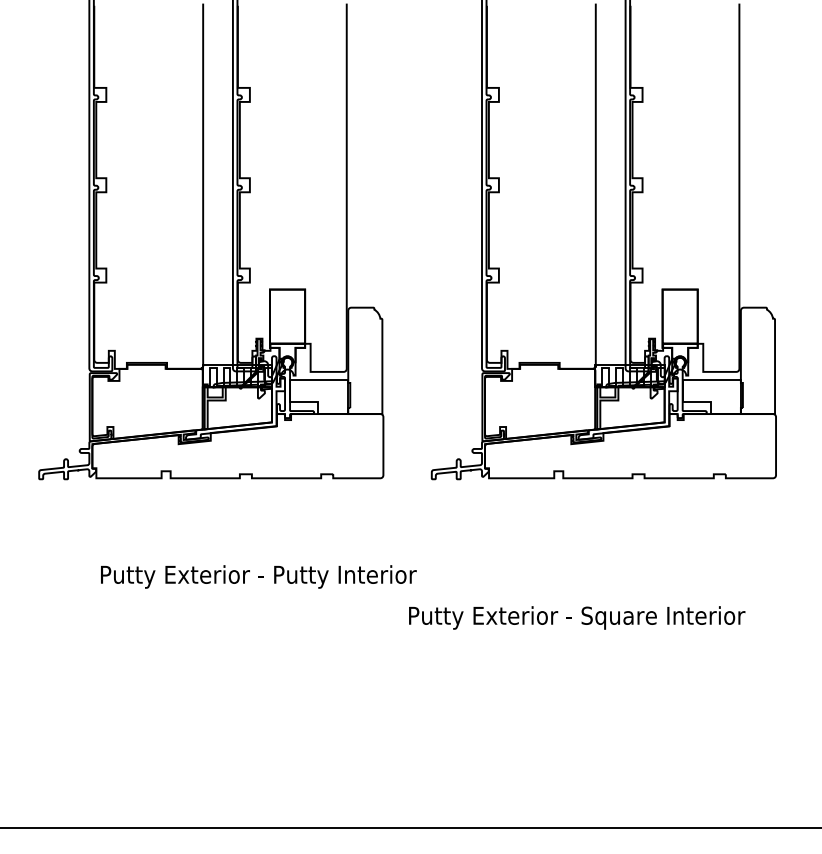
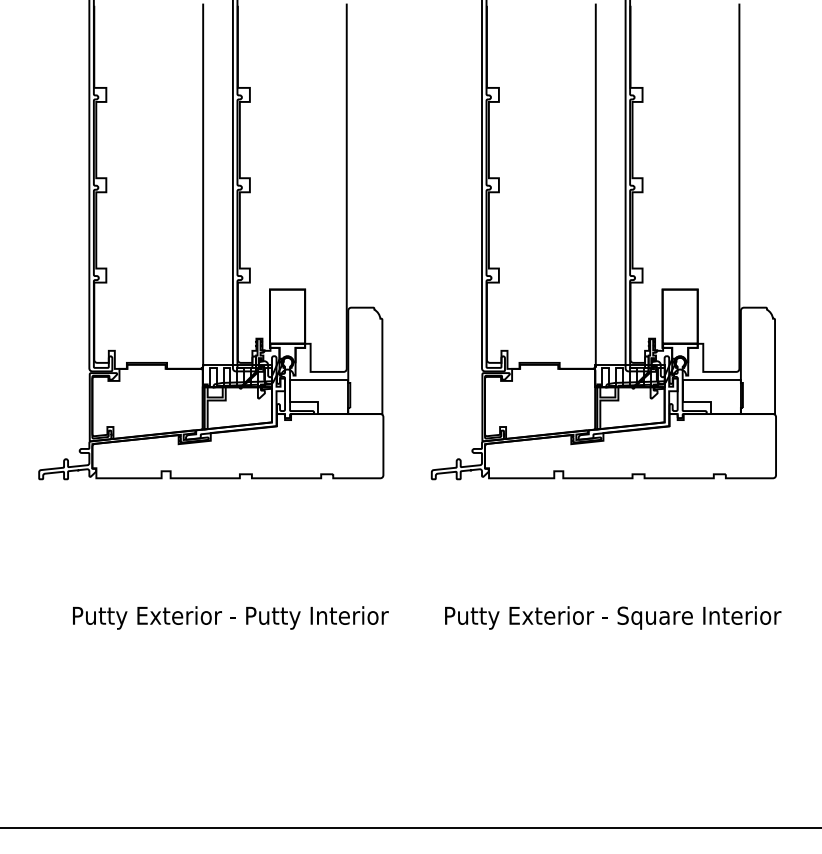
text position: (258, 576) -> (230, 617) (230, 617)
text position: (577, 617) -> (613, 617) (613, 617)
